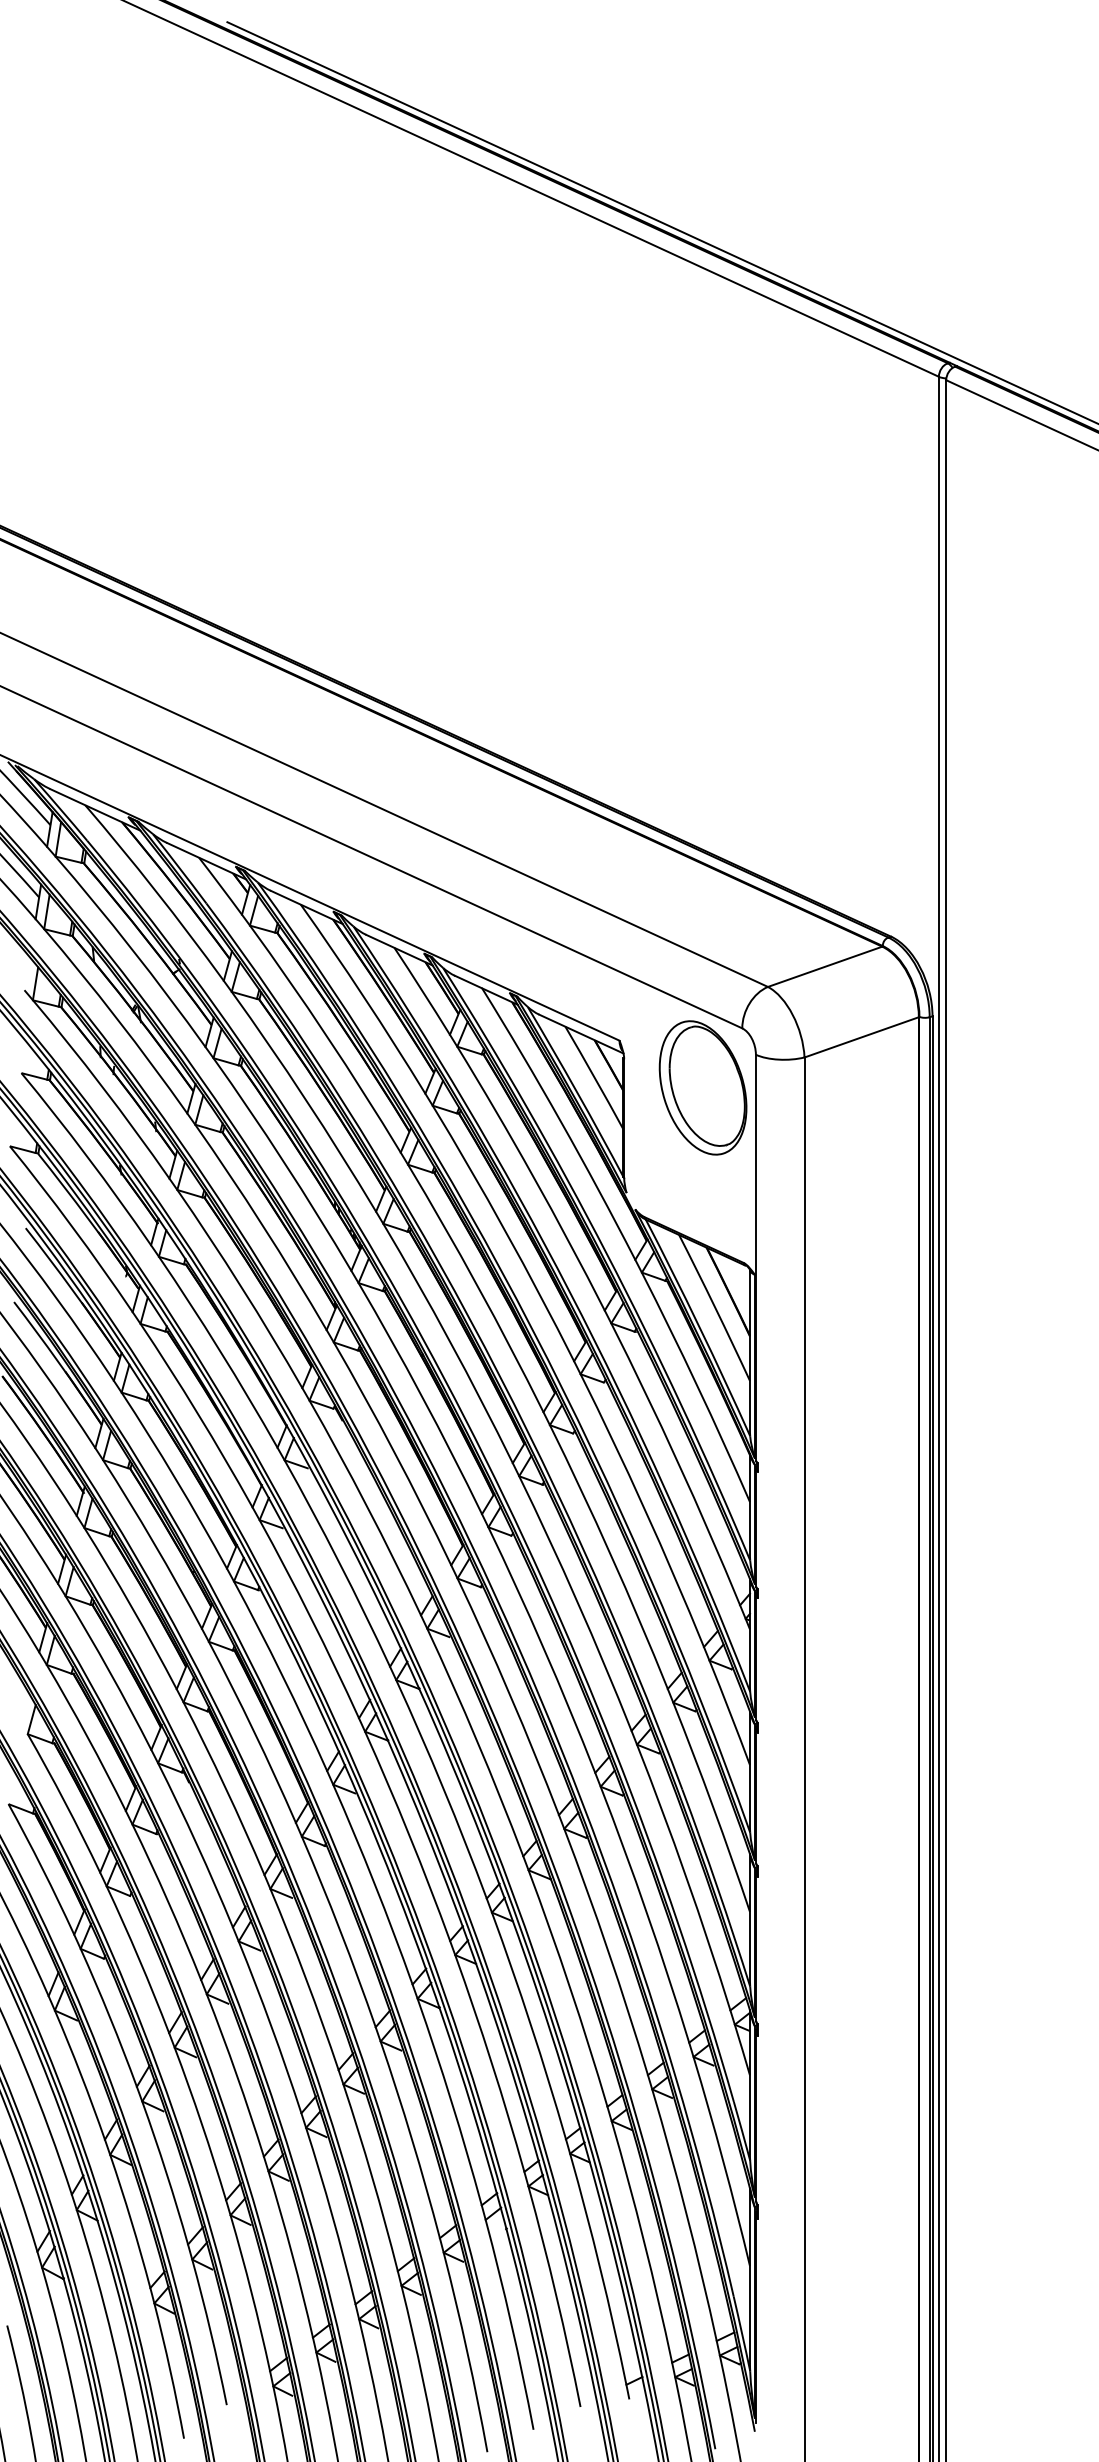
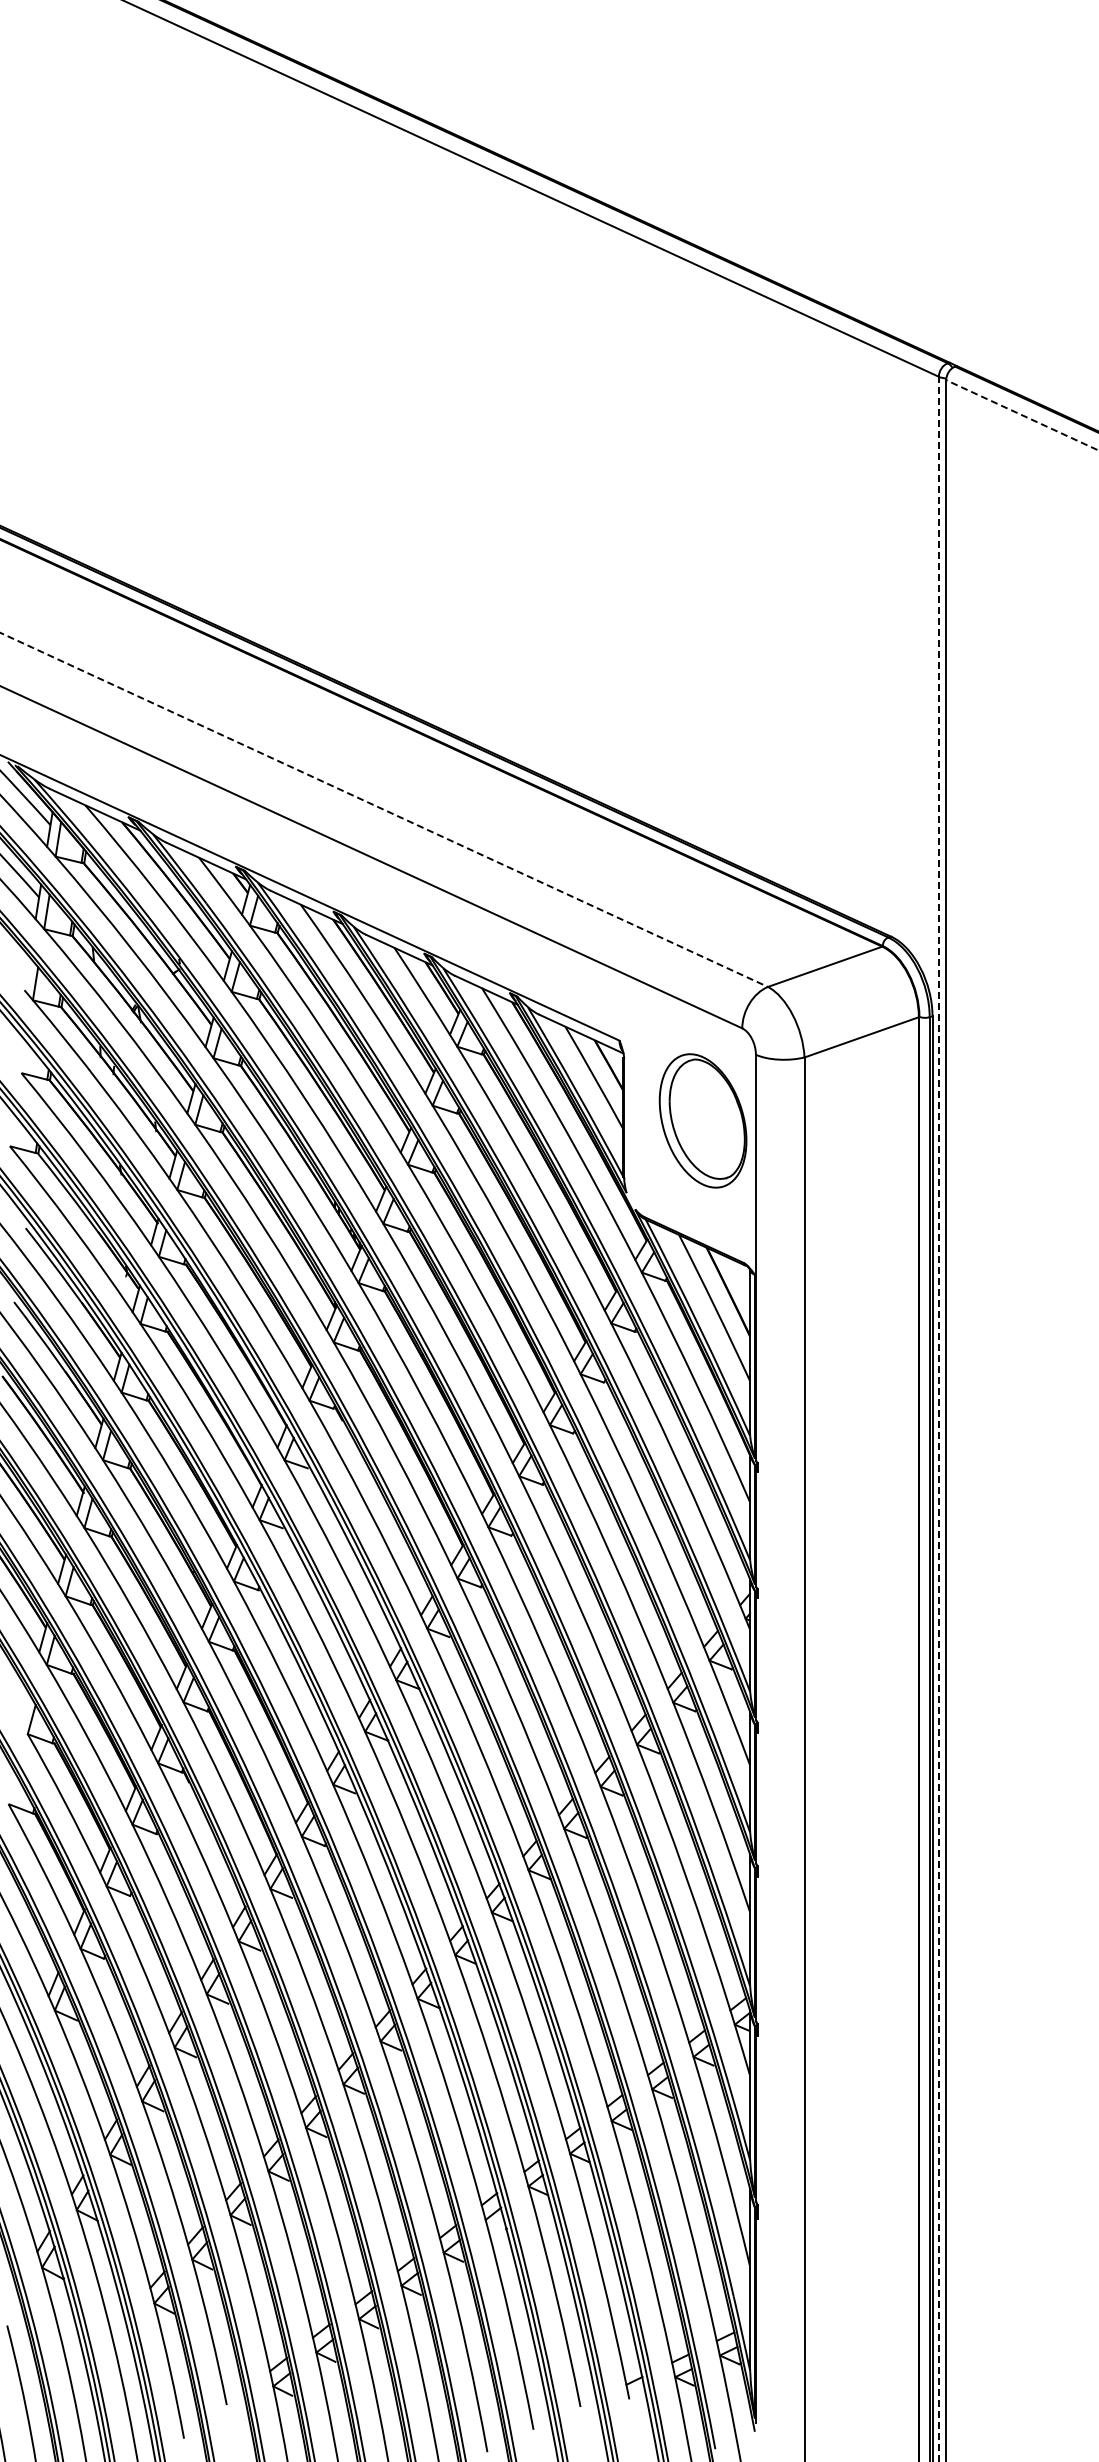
line: present -> none (661, 222)
line: solid -> dashed (1022, 415)
line: solid -> dashed (384, 810)
part position: (702, 1087) -> (702, 1120) (702, 1120)
line: solid -> dashed (938, 1418)
